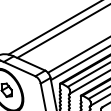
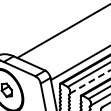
line: present -> none (53, 28)
line: present -> none (77, 55)
line: solid -> dashed (90, 81)
